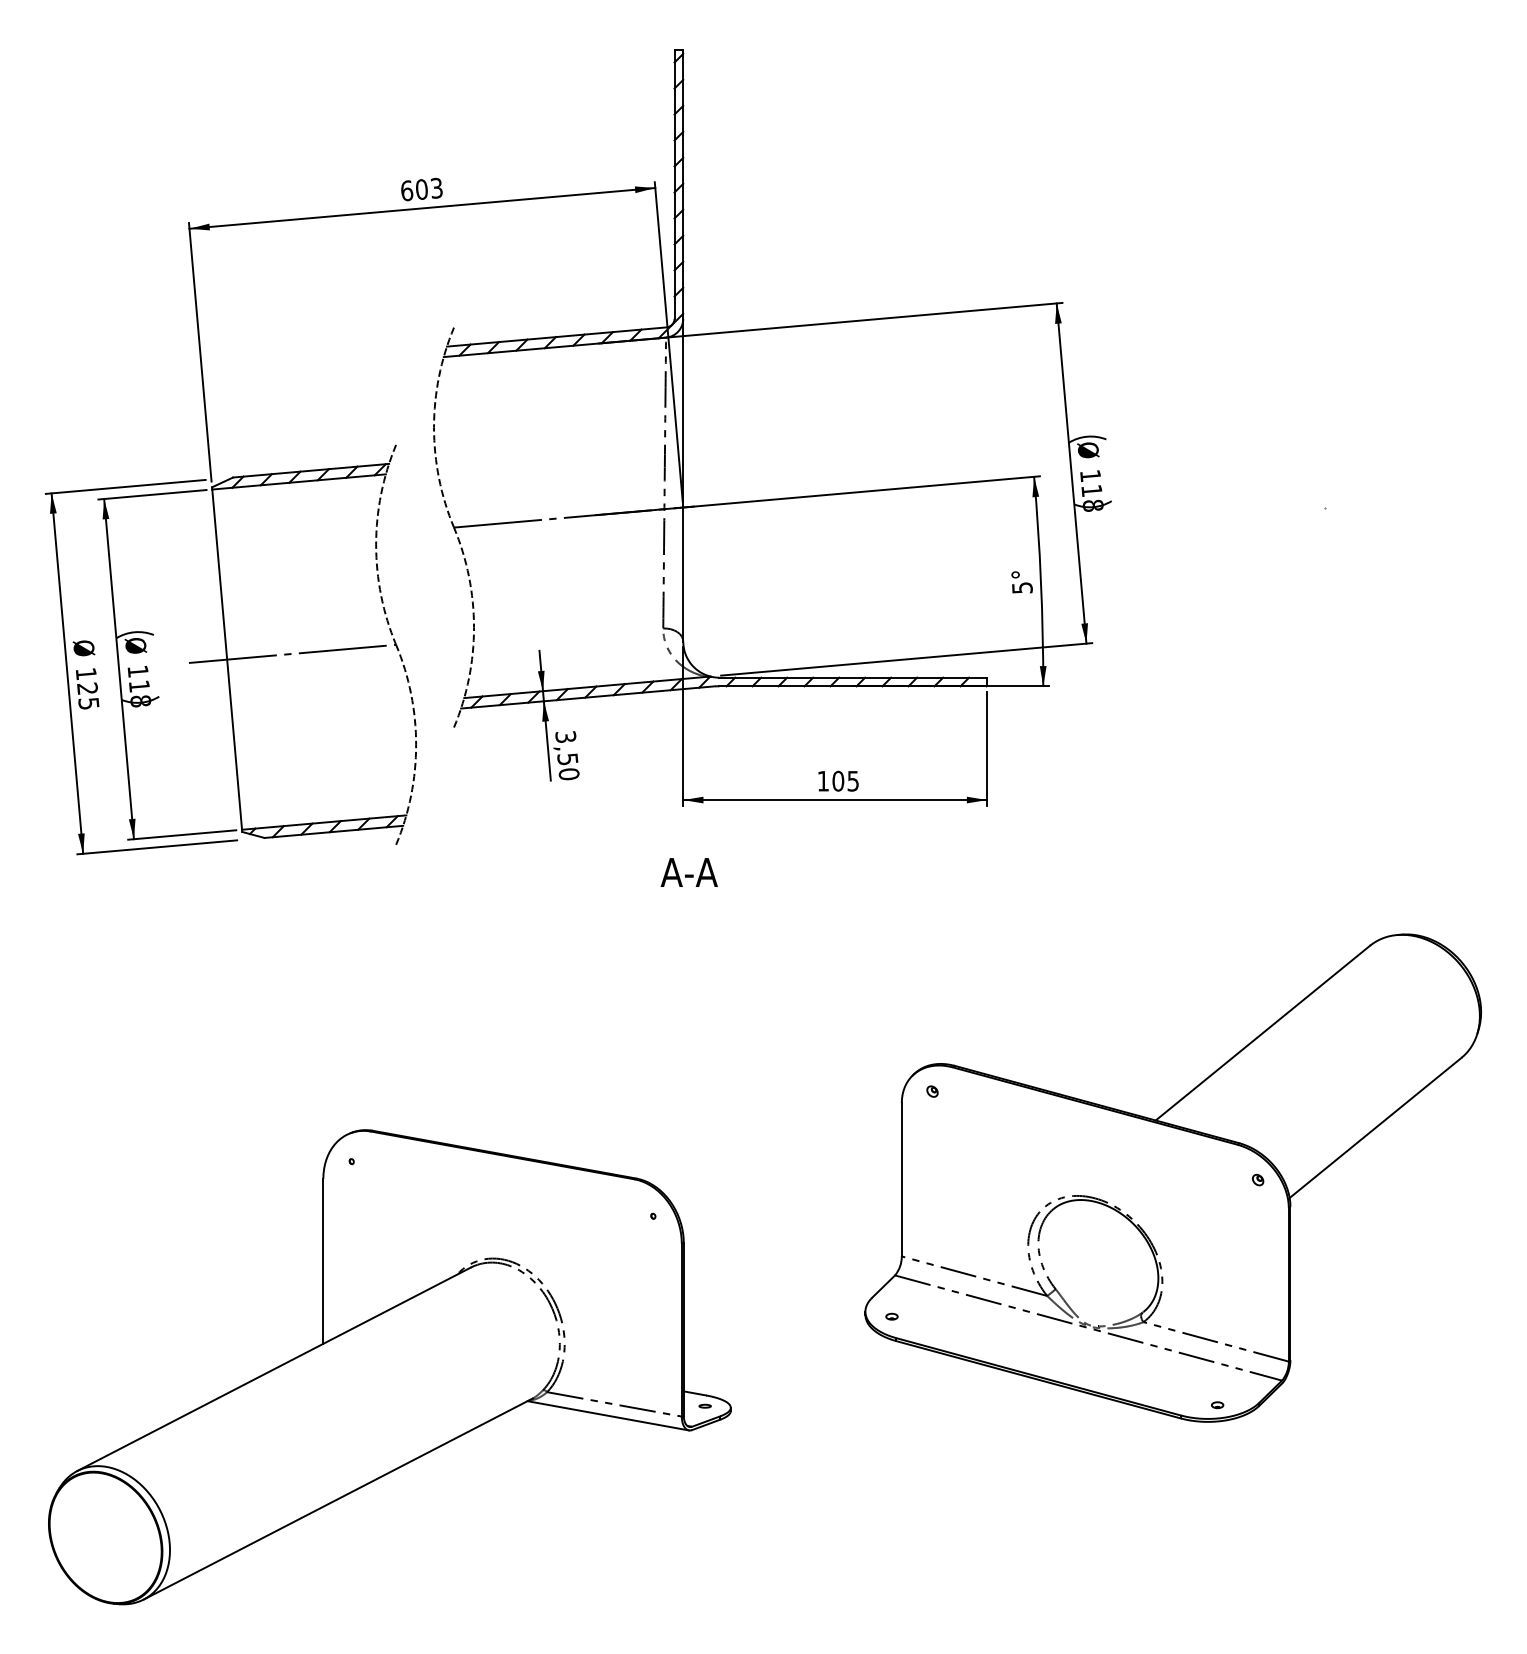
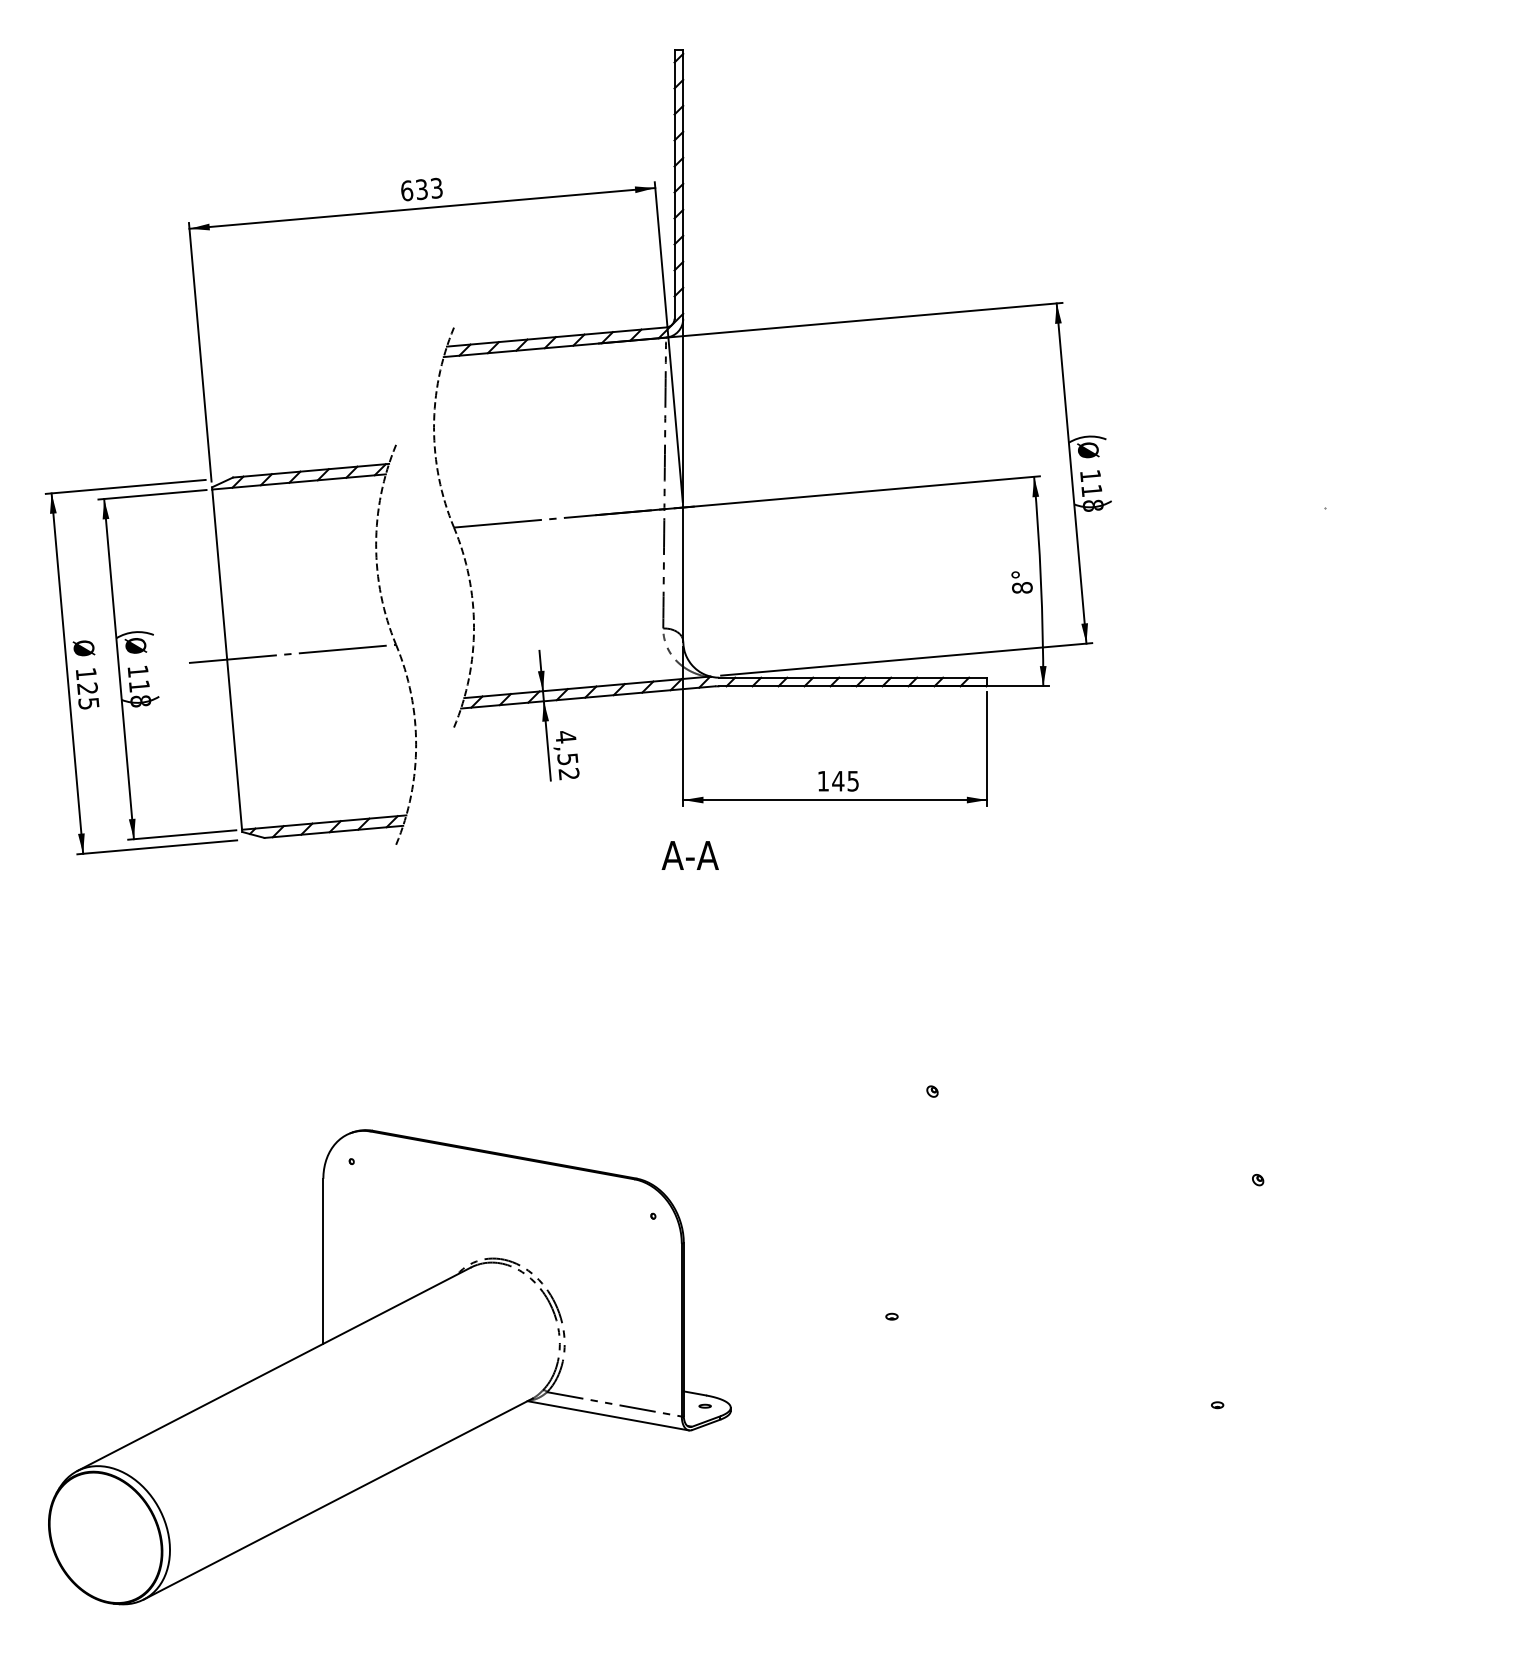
text: 603 -> 633 (421, 189)
text: 5° -> 8° (1022, 587)
text: 3,50 -> 4,52 (567, 755)
text: 105 -> 145 (838, 780)
text position: (688, 872) -> (689, 855) (689, 855)
part: present -> none (1173, 1177)
